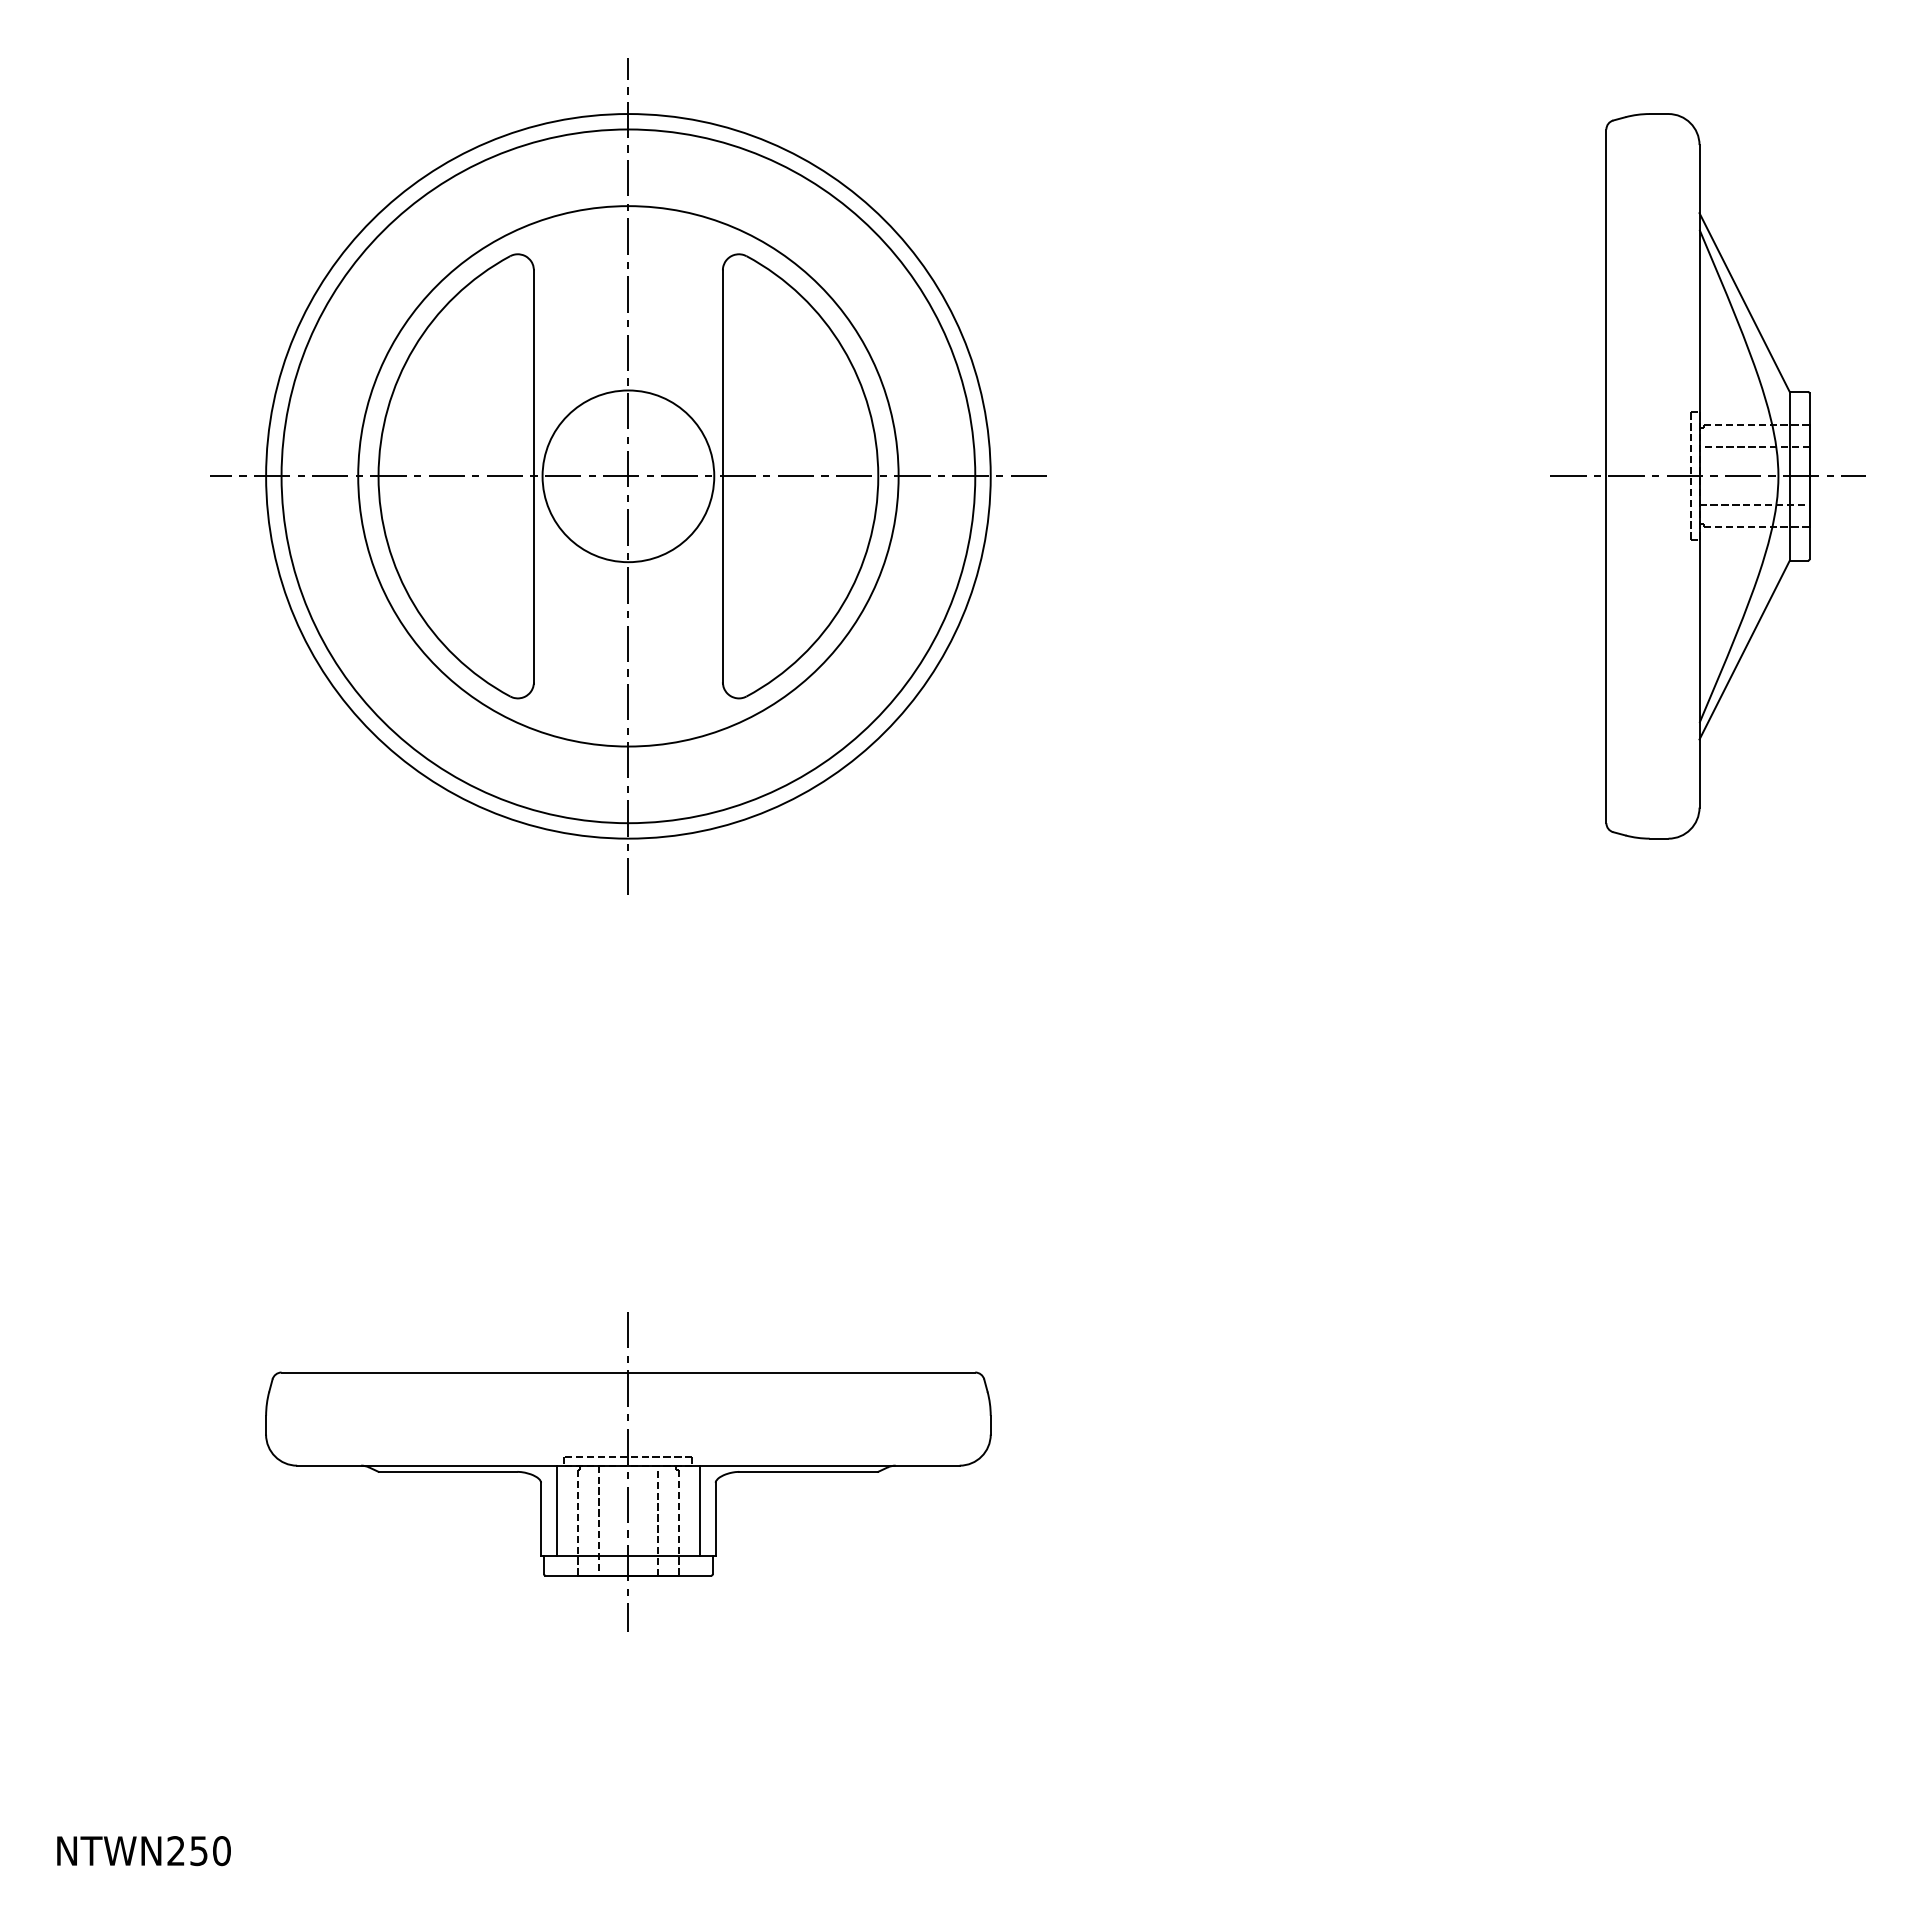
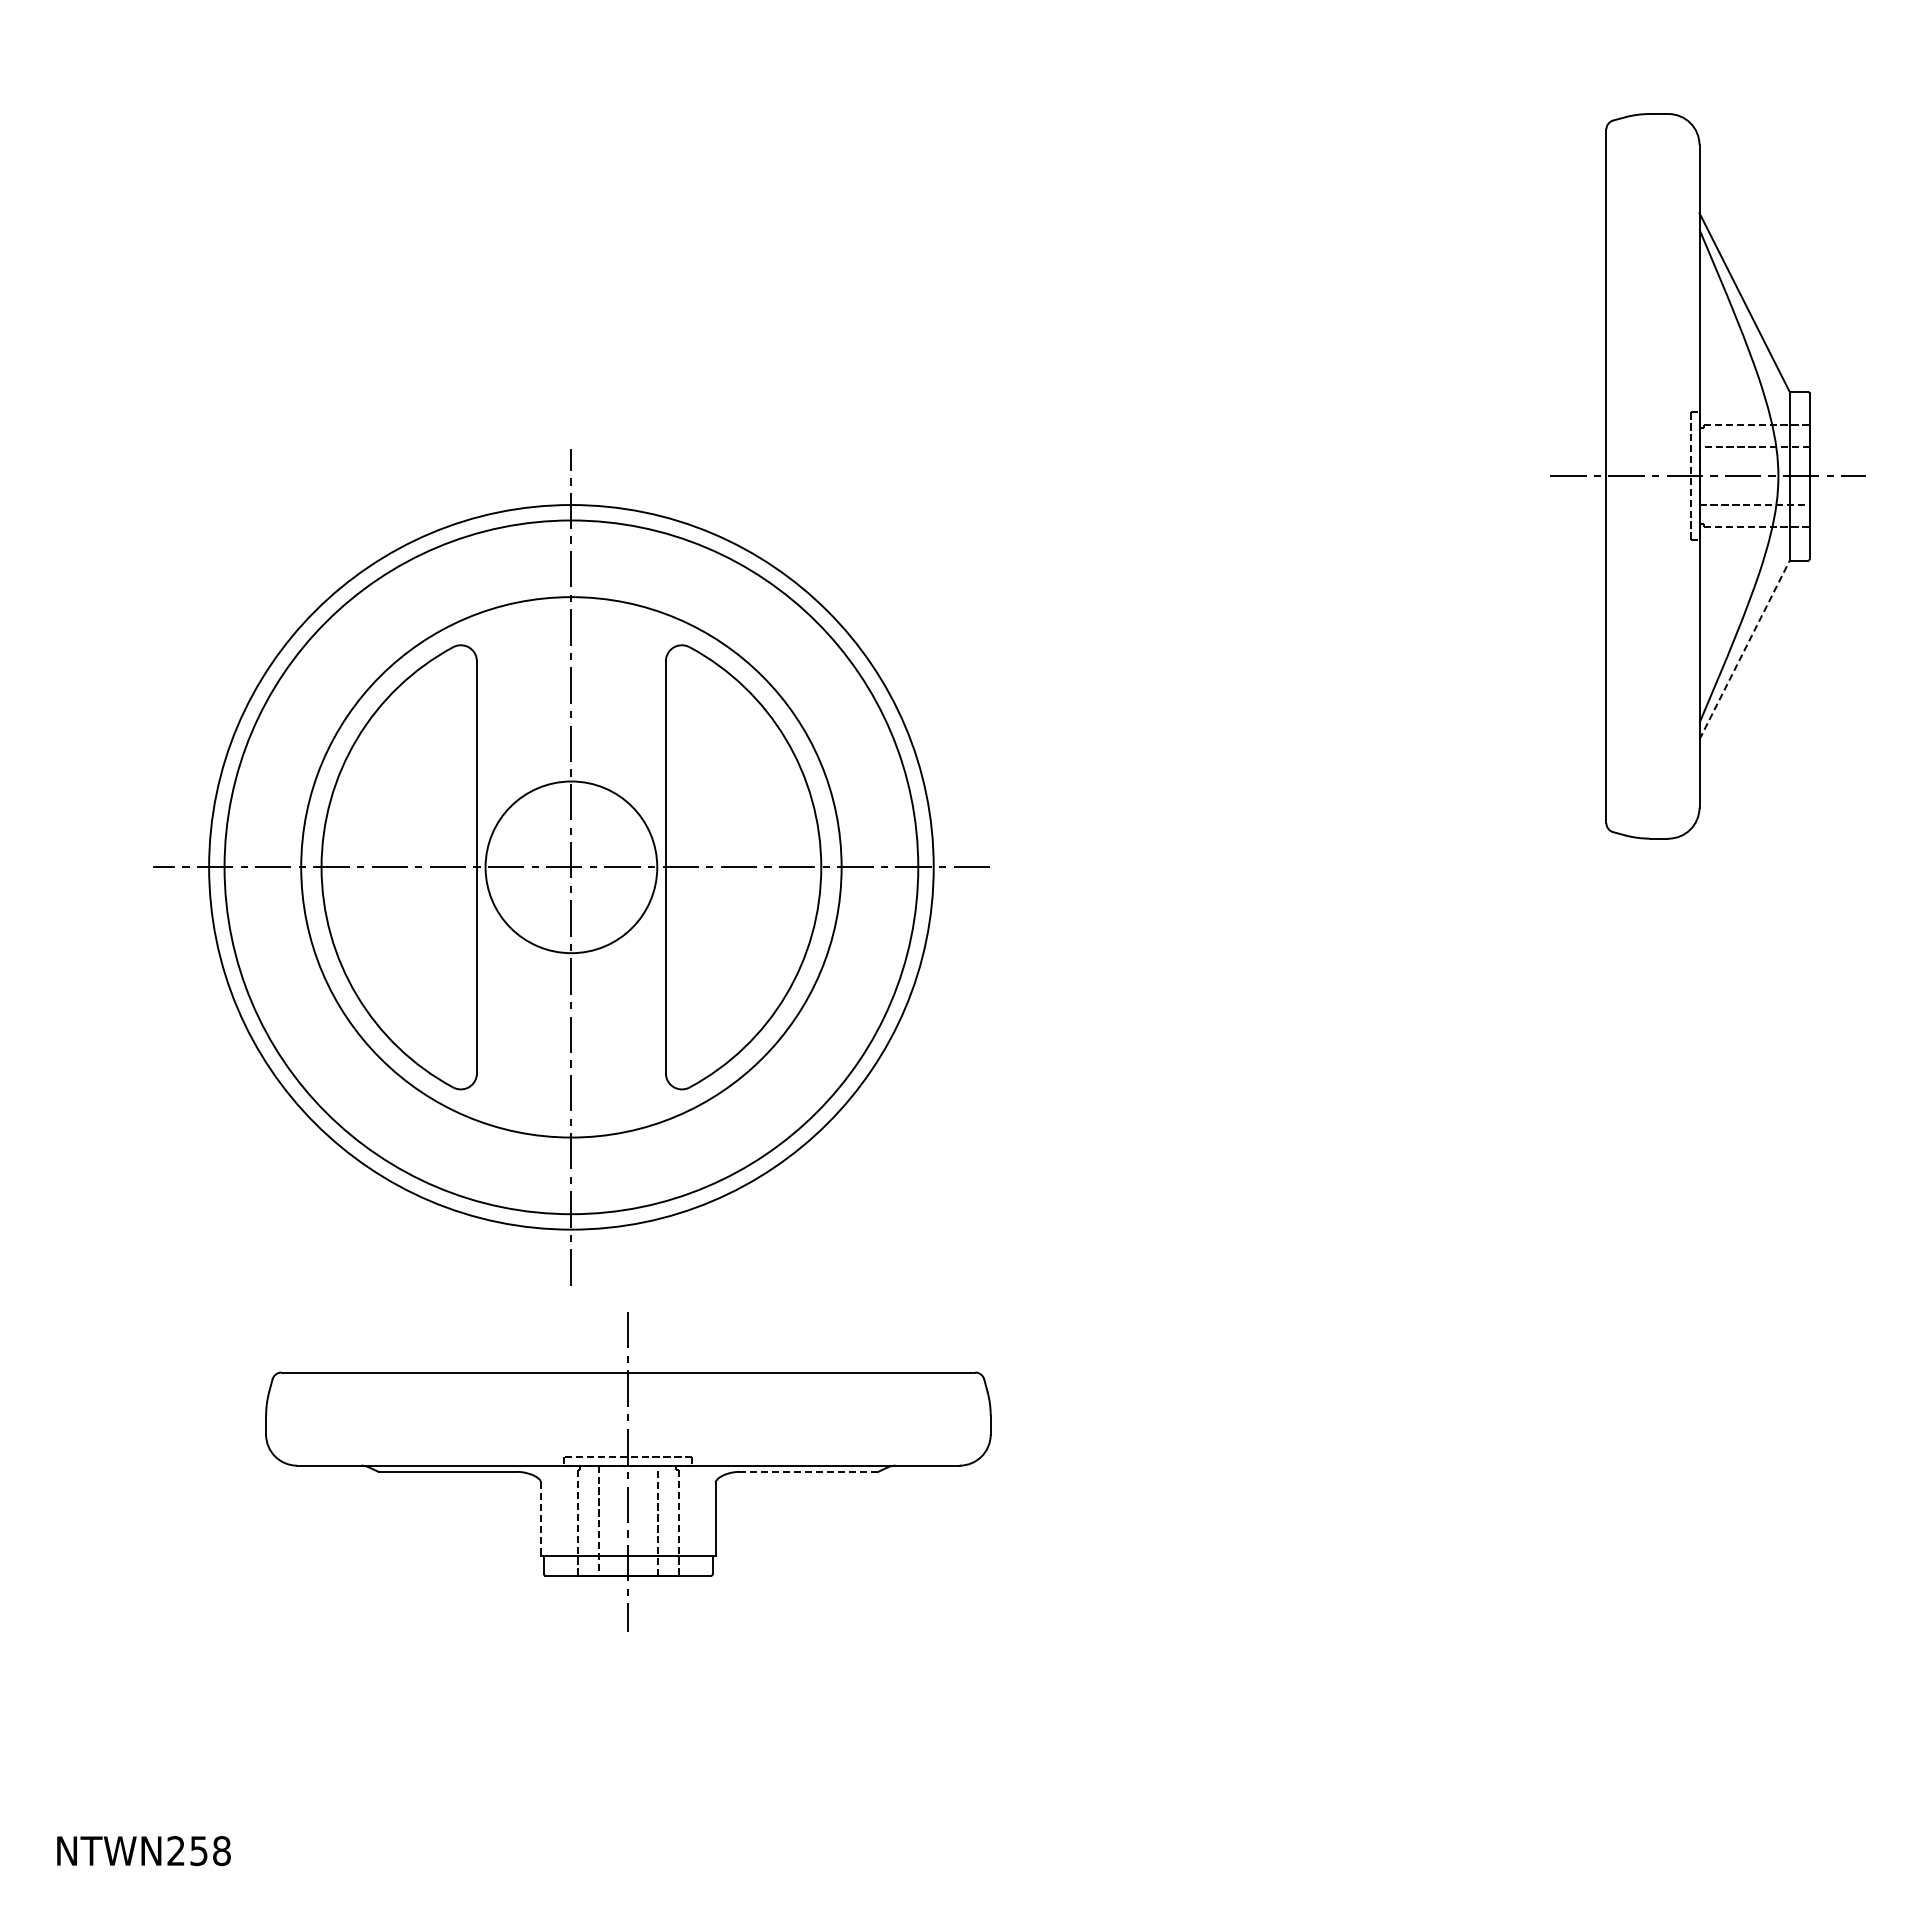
part position: (628, 476) -> (571, 867) (571, 867)
line: solid -> dashed (1744, 649)
line: solid -> dashed (809, 1471)
line: present -> none (557, 1510)
line: present -> none (699, 1510)
line: solid -> dashed (541, 1519)
text: NTWN250 -> NTWN258 (221, 1850)
